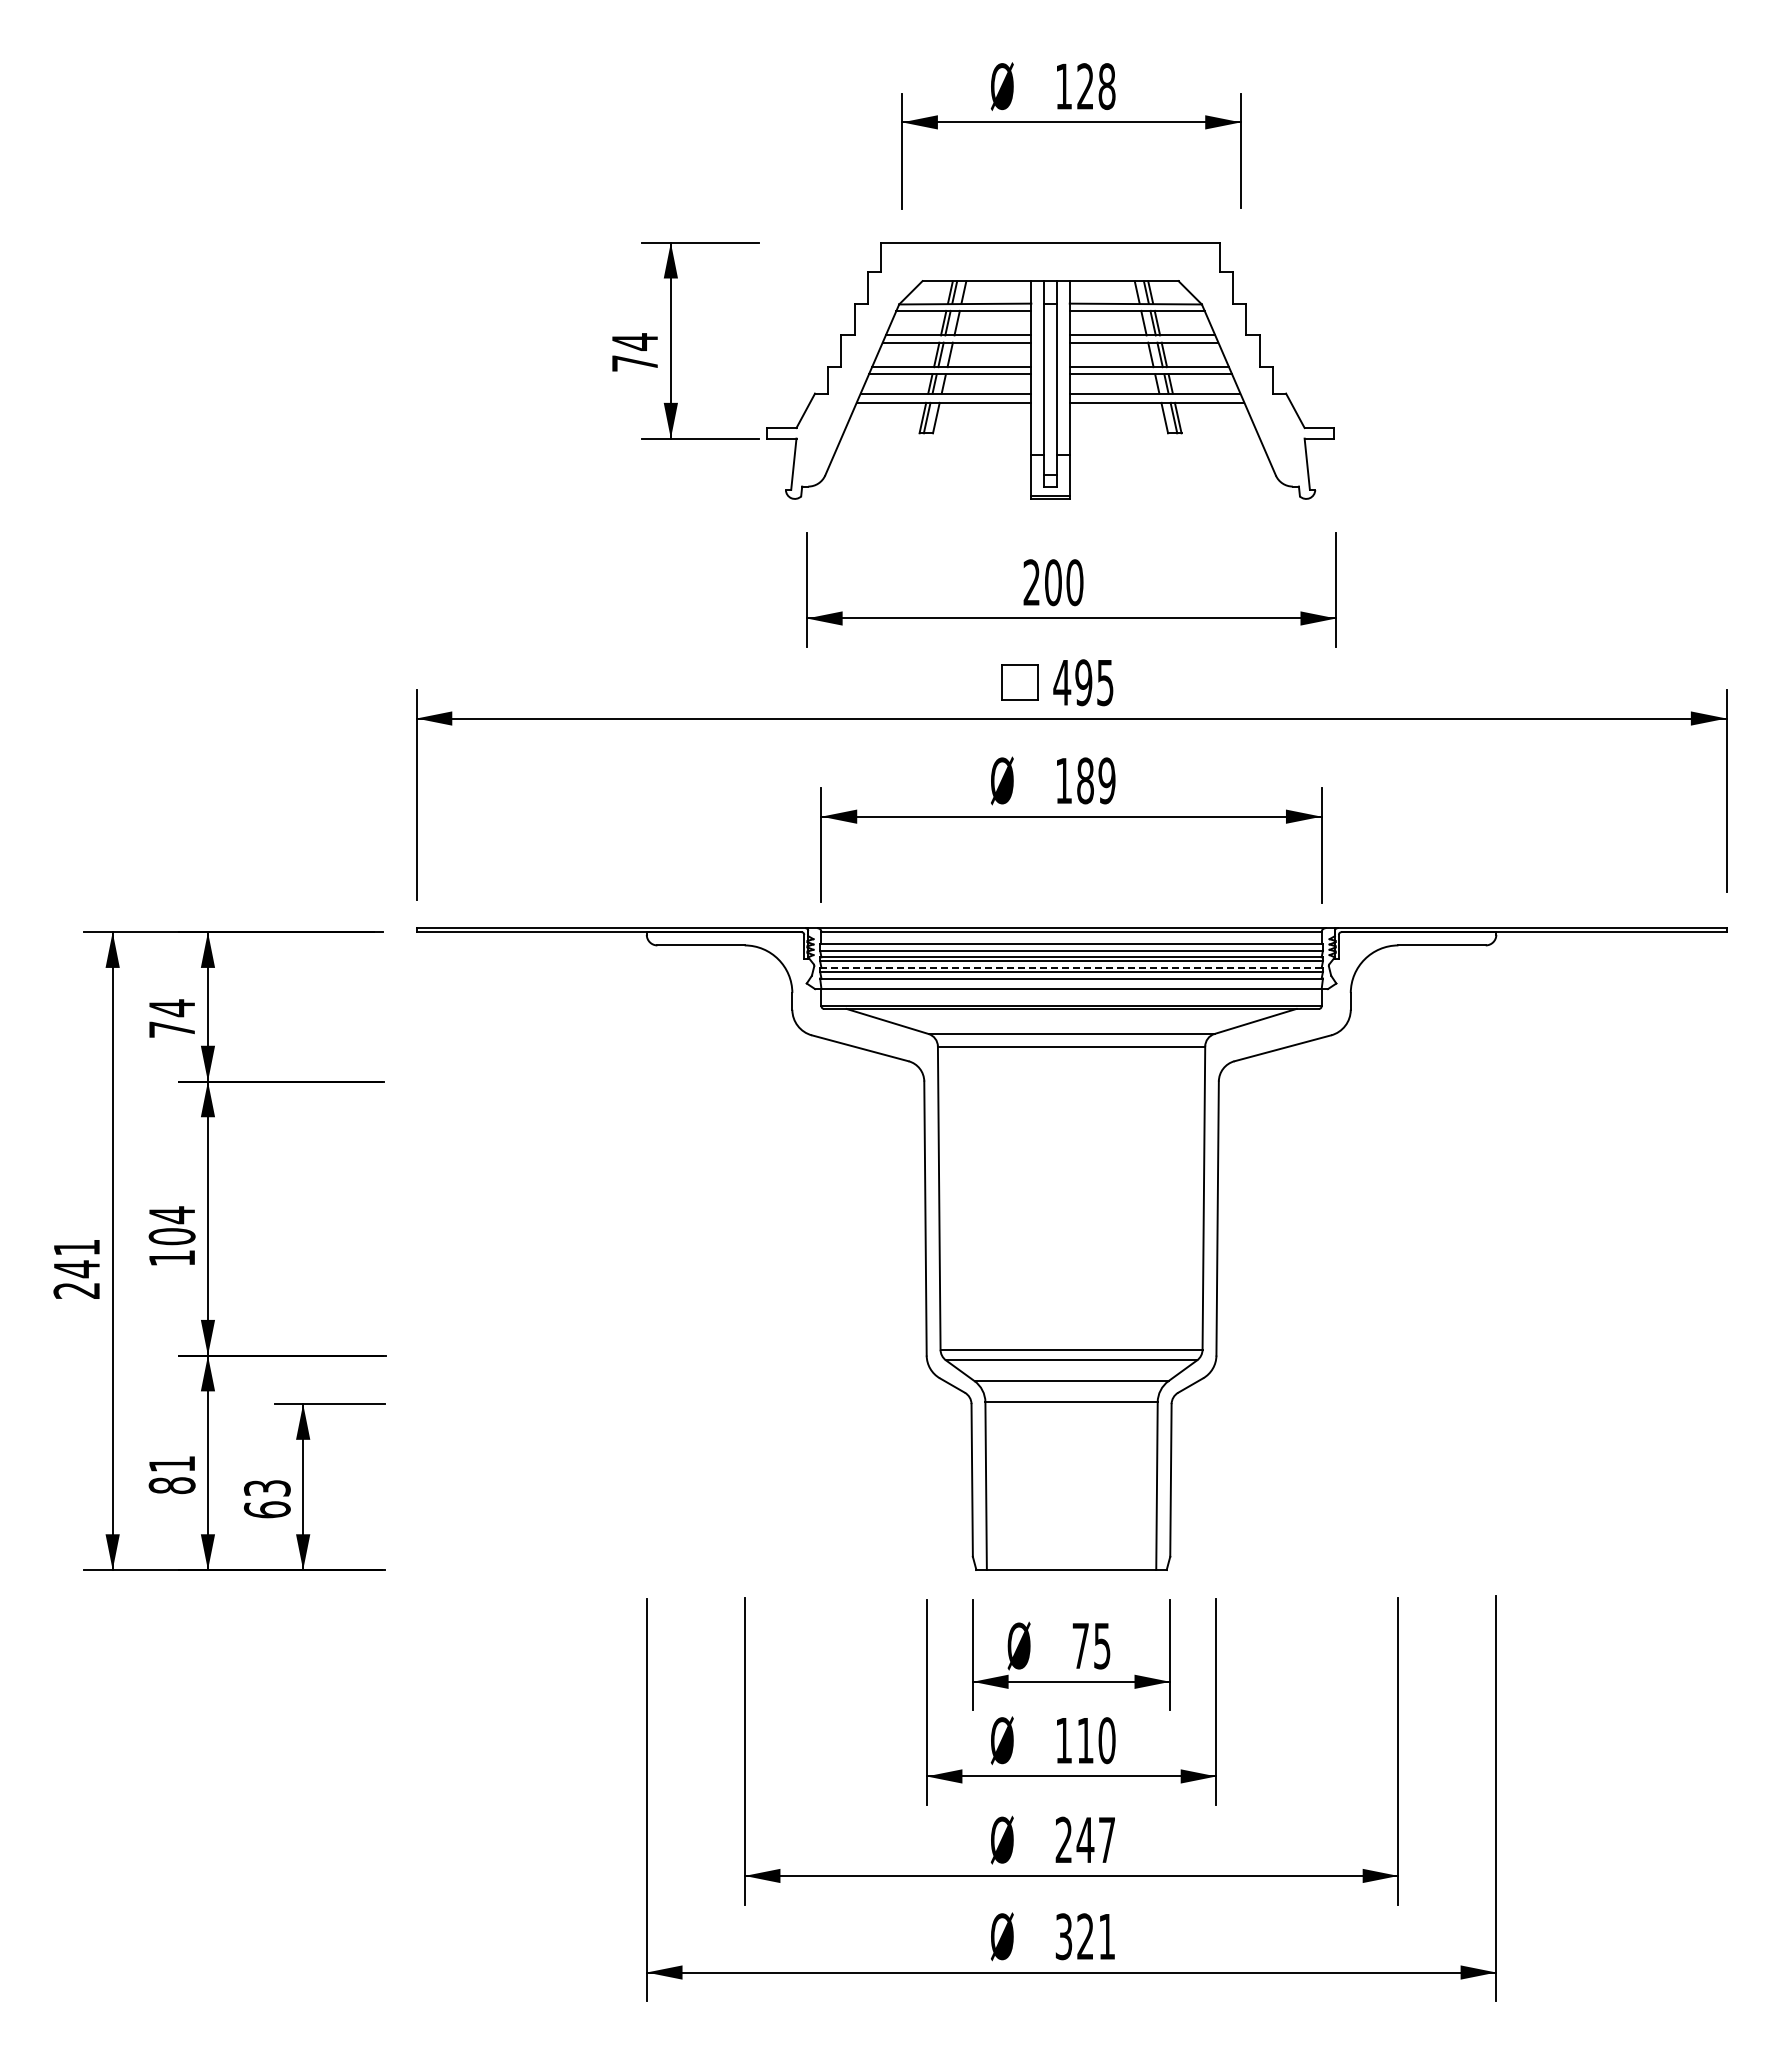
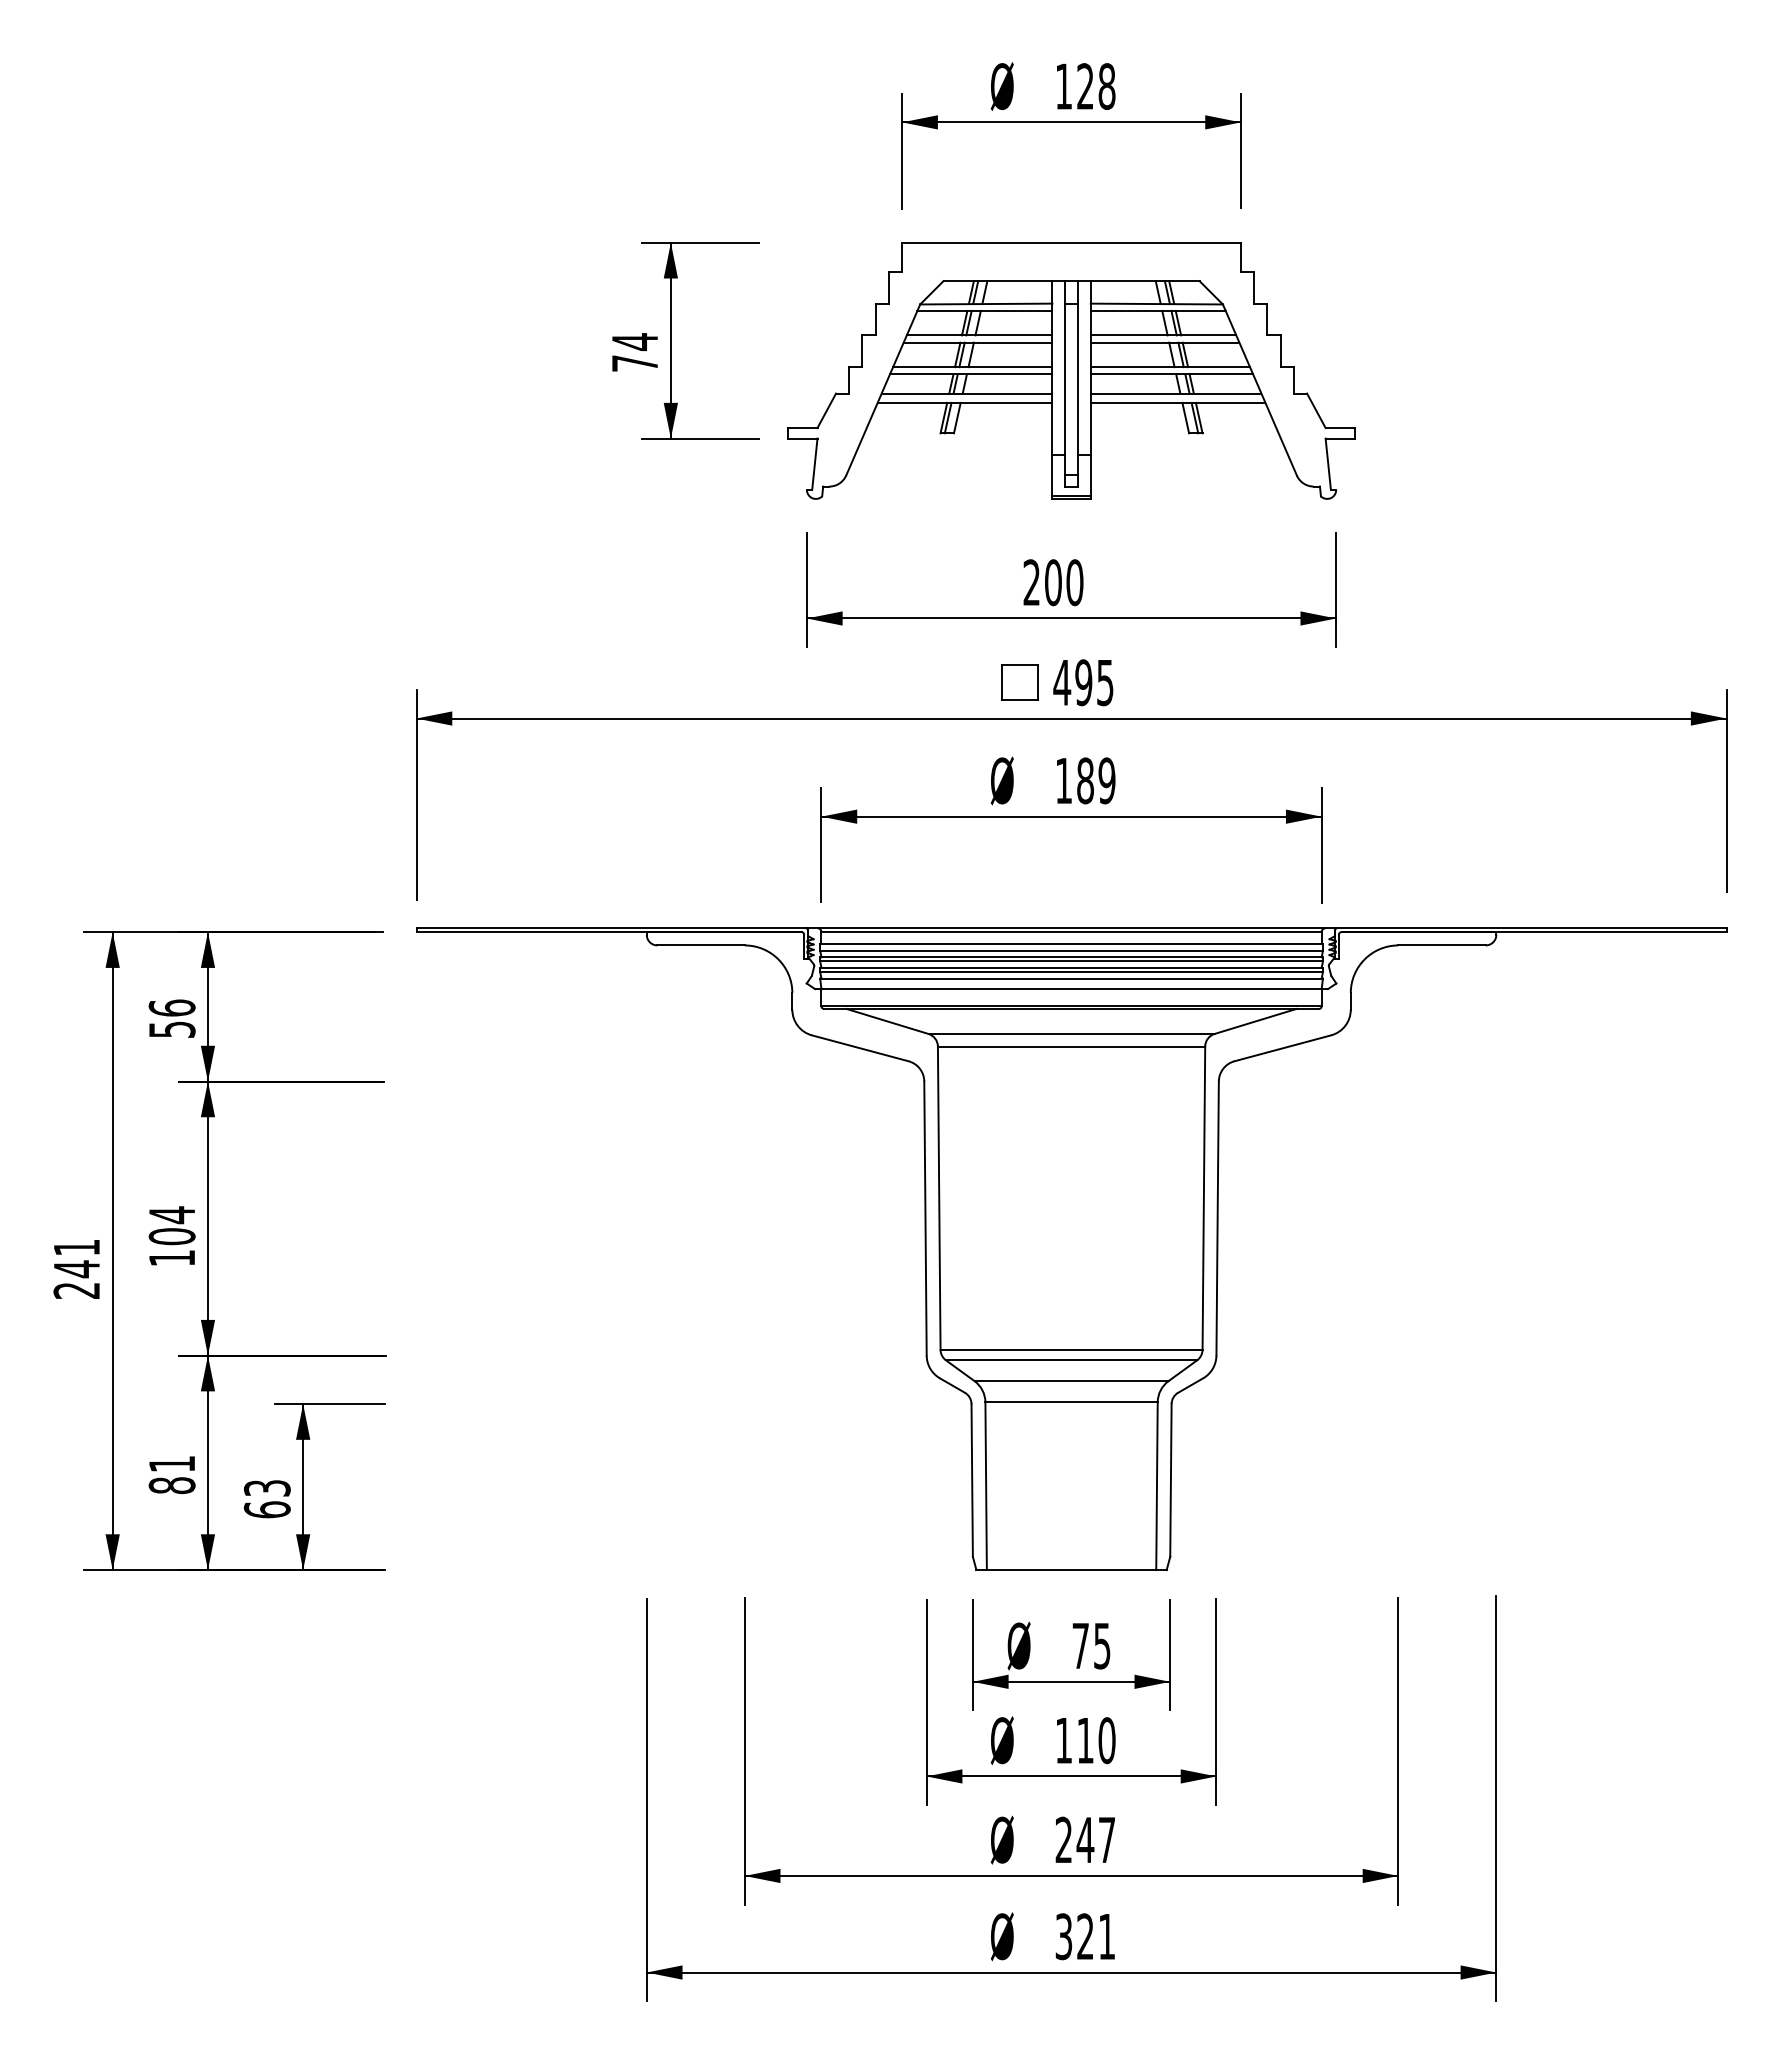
part position: (1050, 370) -> (1071, 370) (1071, 370)
line: dashed -> solid (1071, 967)
text: 74 -> 56 (171, 1018)
